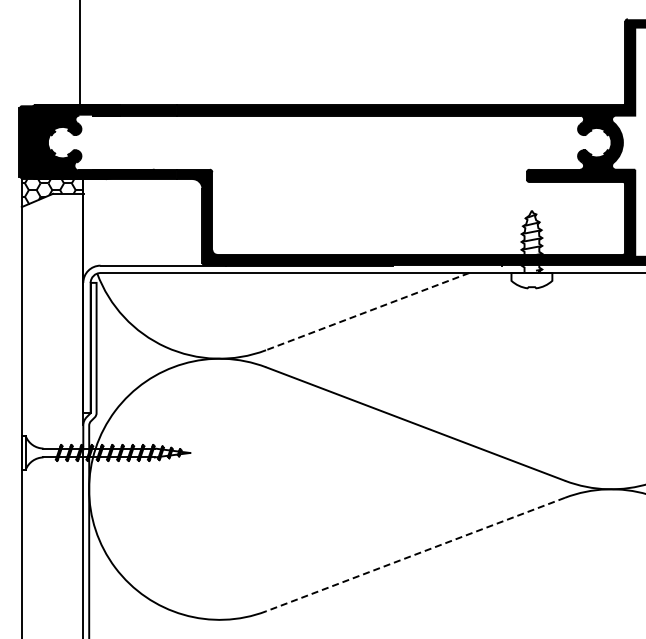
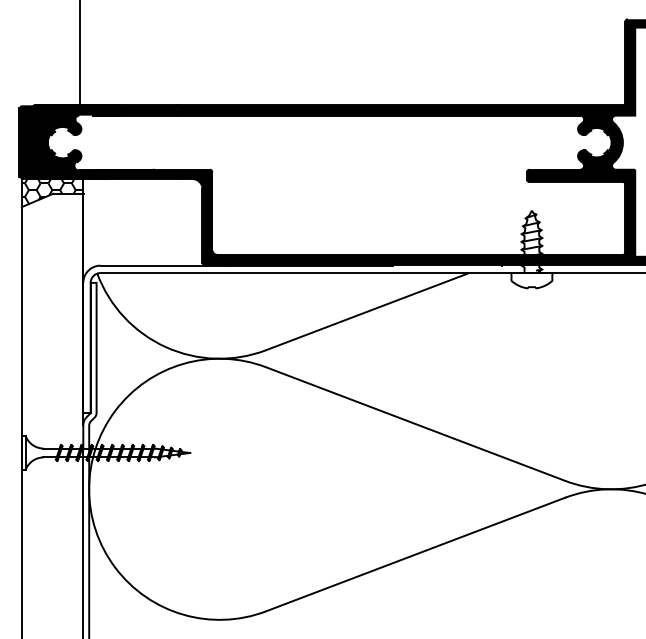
line: dashed -> solid (367, 311)
line: dashed -> solid (415, 554)
